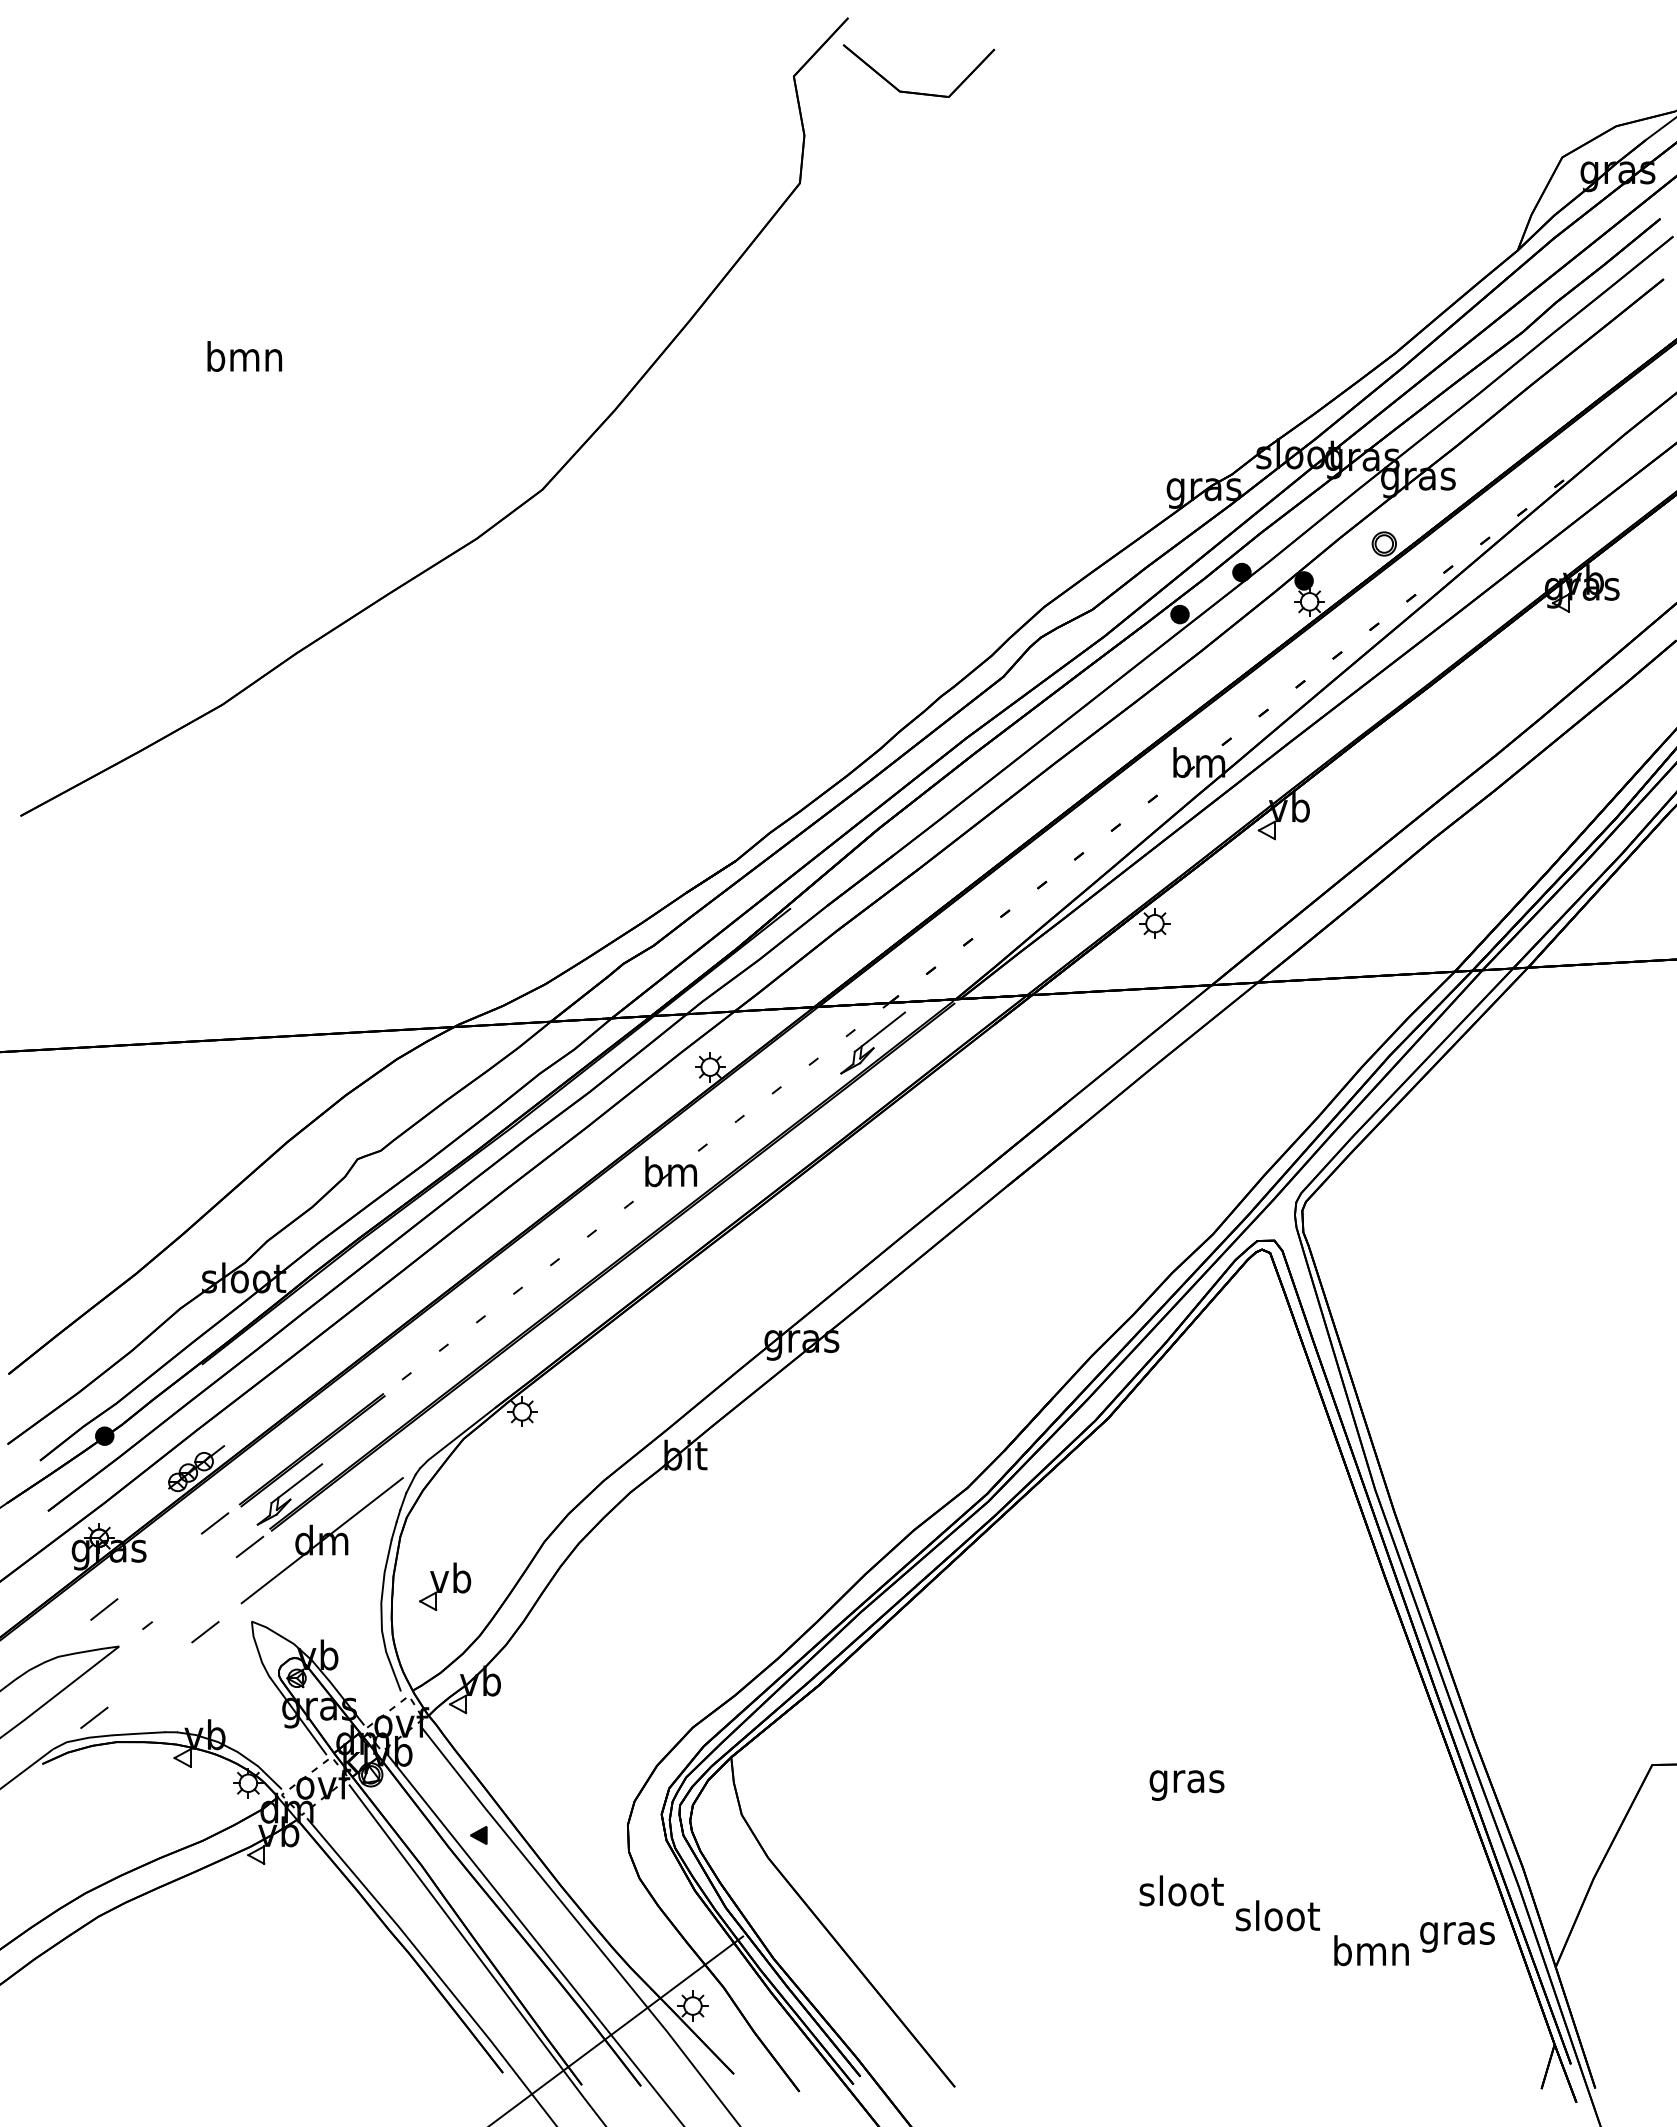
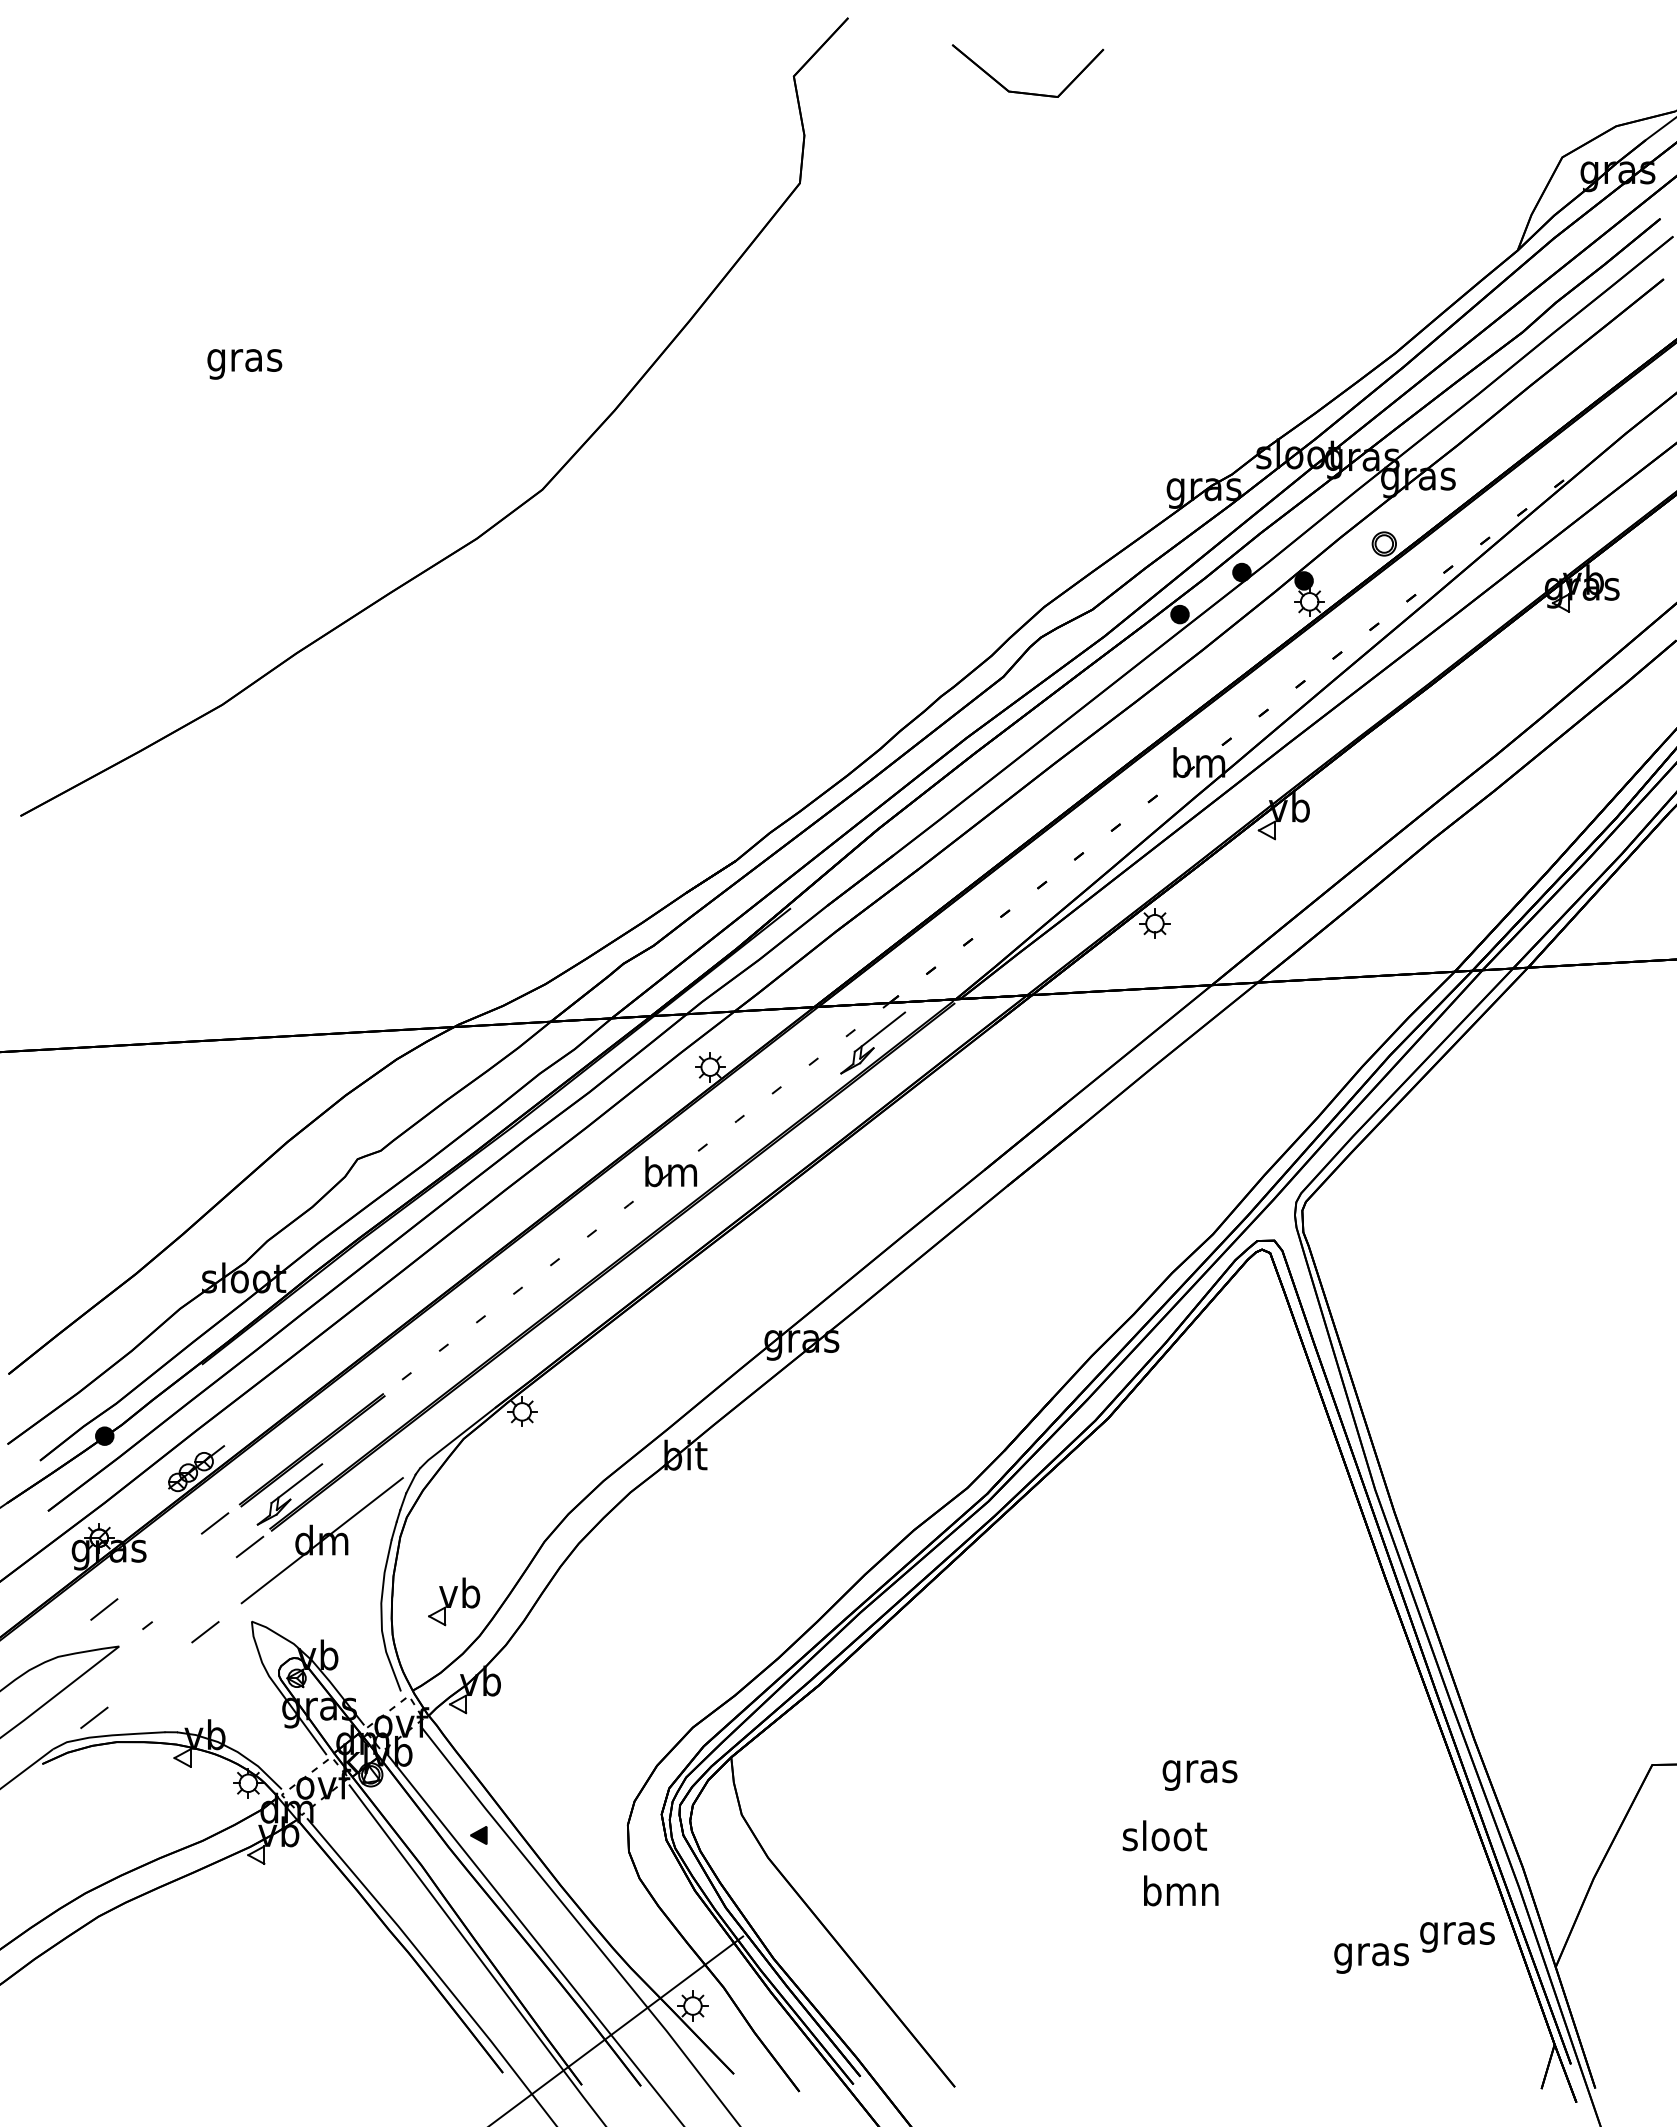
part position: (918, 92) -> (1027, 92) (1027, 92)
text: bmn -> gras (244, 360)
part position: (445, 1586) -> (454, 1601) (454, 1601)
text position: (1186, 1785) -> (1199, 1775) (1199, 1775)
text: sloot -> bmn (1181, 1890)
text position: (1277, 1915) -> (1164, 1835) (1164, 1835)
text: bmn -> gras (1371, 1954)
